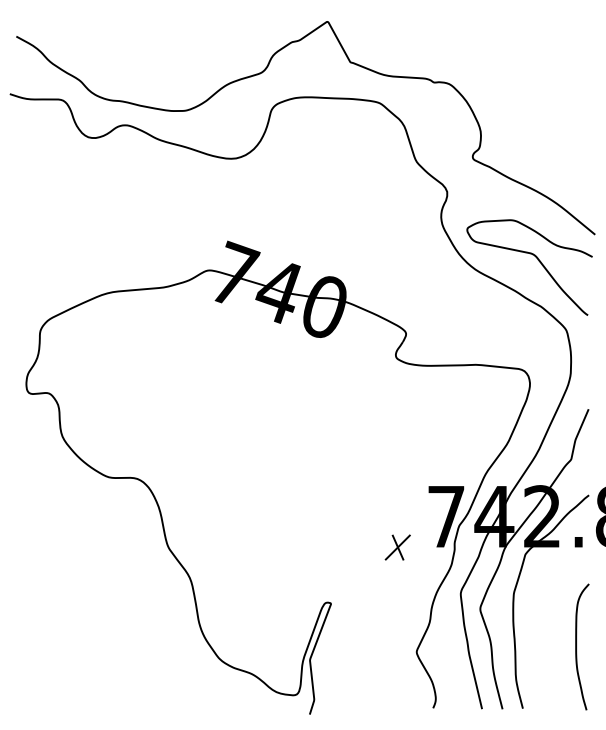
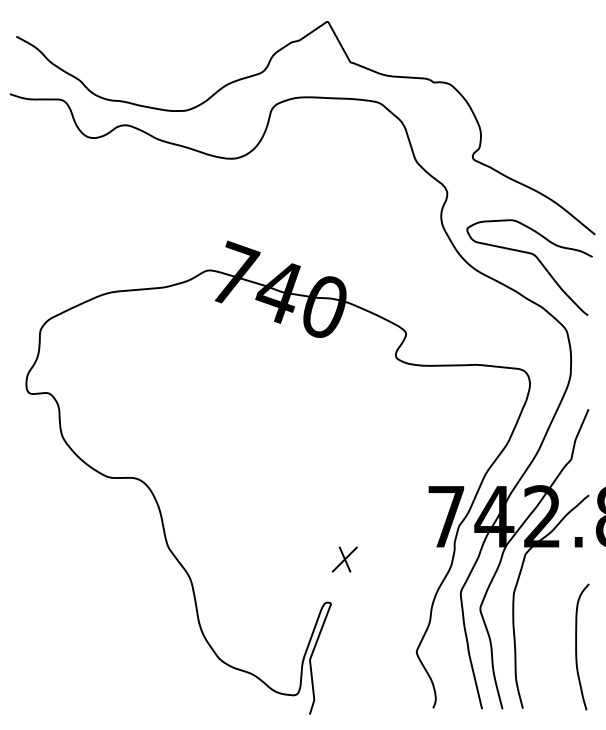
part position: (397, 547) -> (344, 559) (344, 559)
